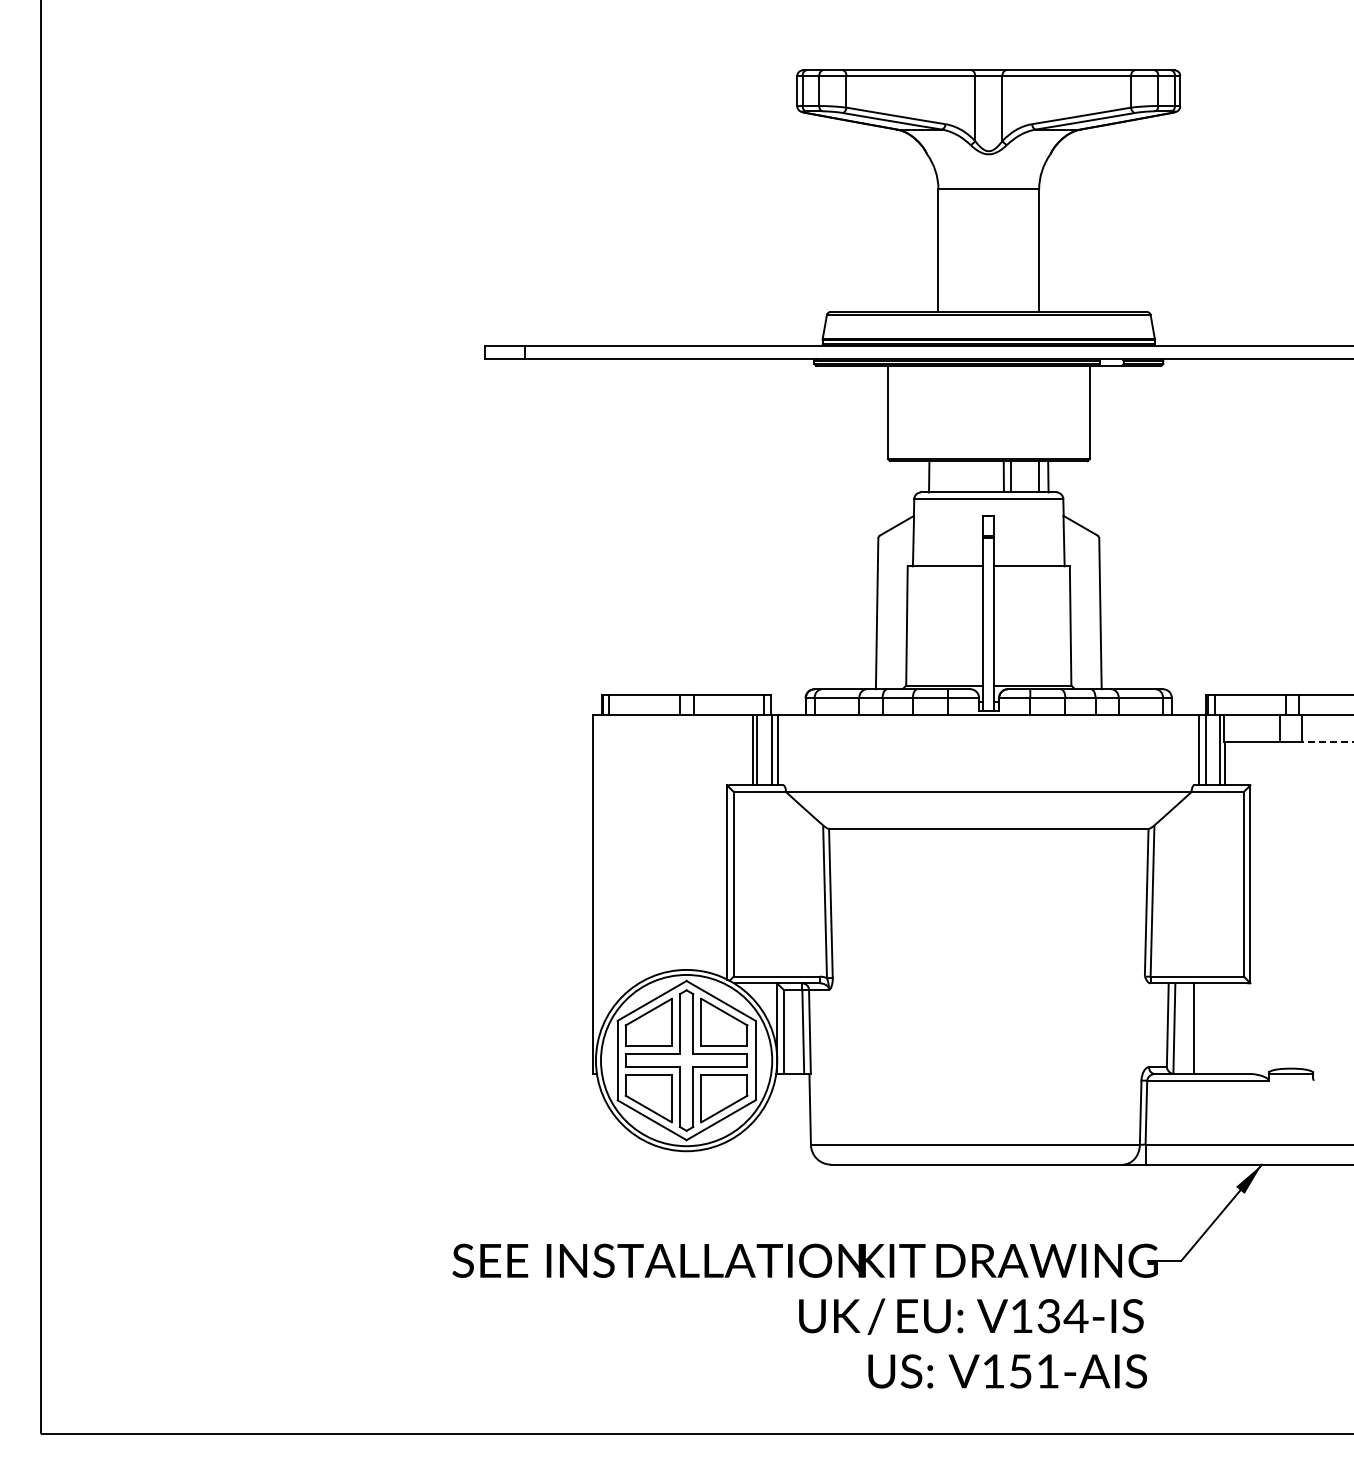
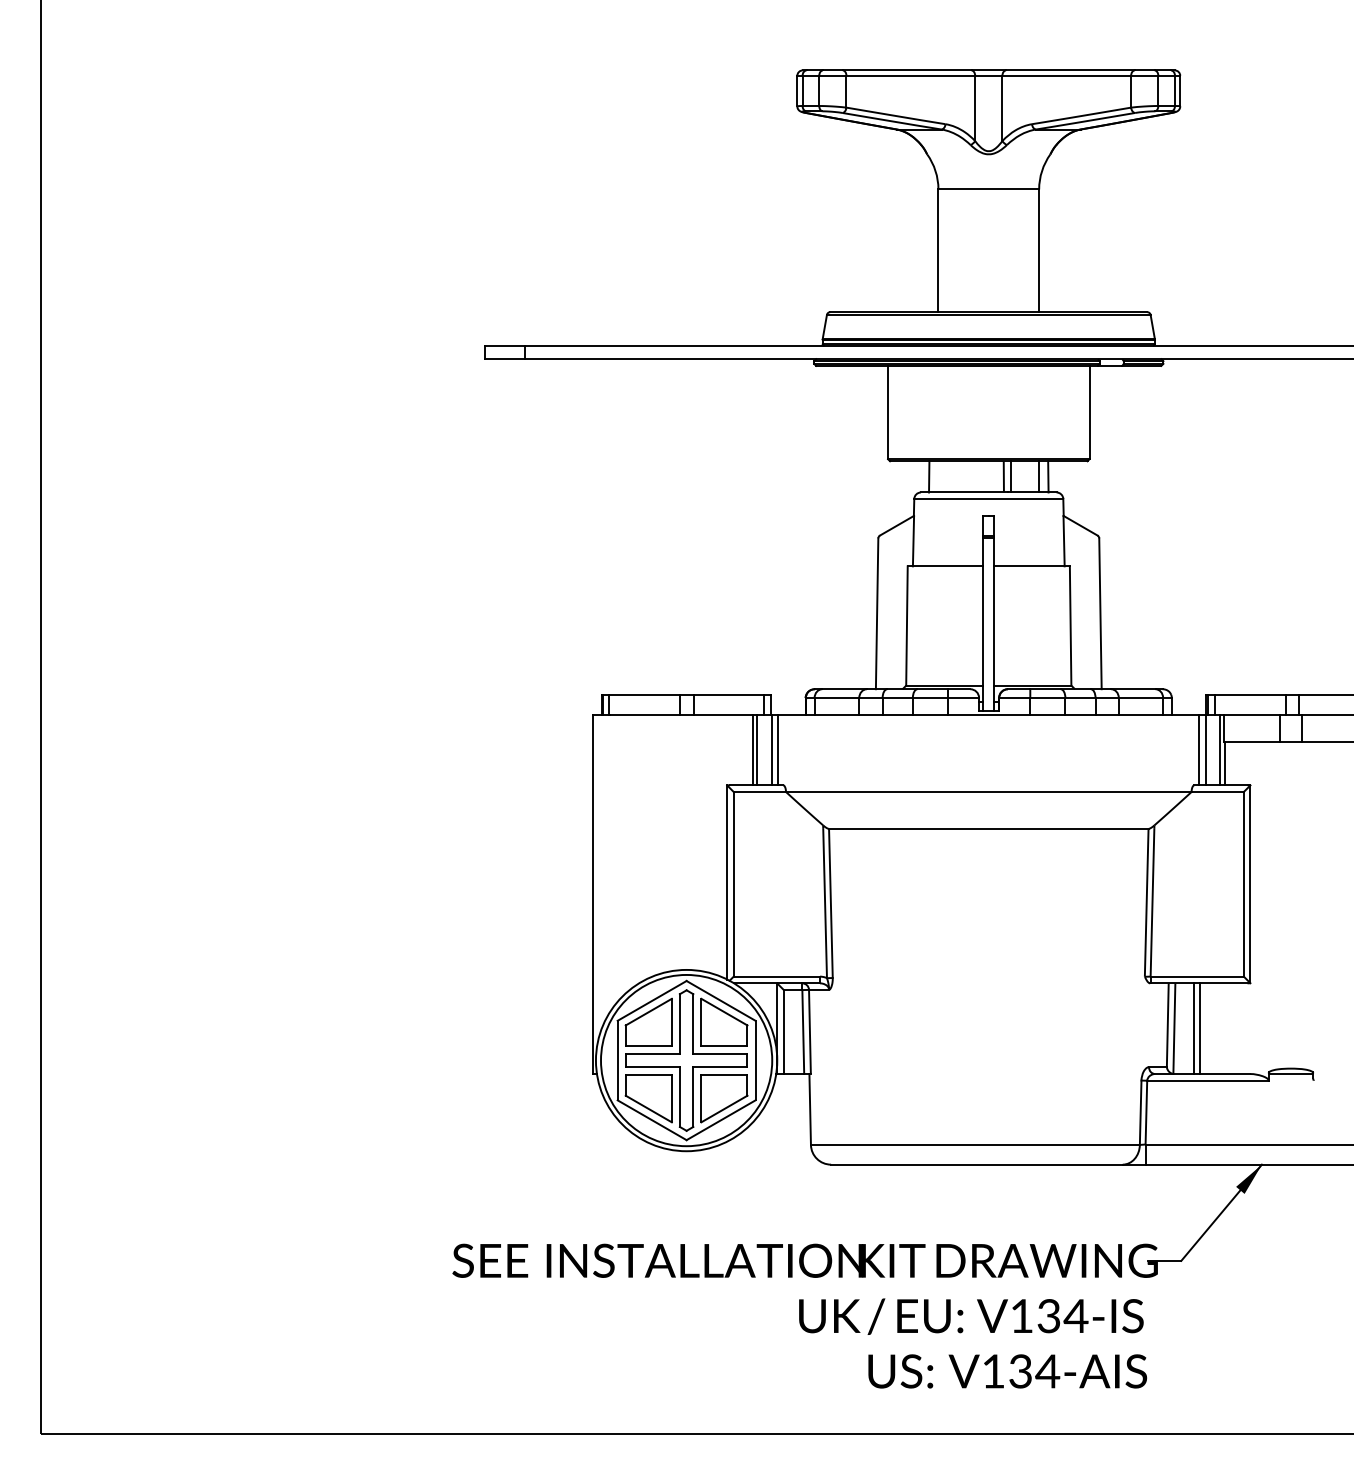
line: dashed -> solid (1327, 741)
line: none -> present (1200, 1028)
text: V151-AIS -> V134-AIS (1034, 1371)
